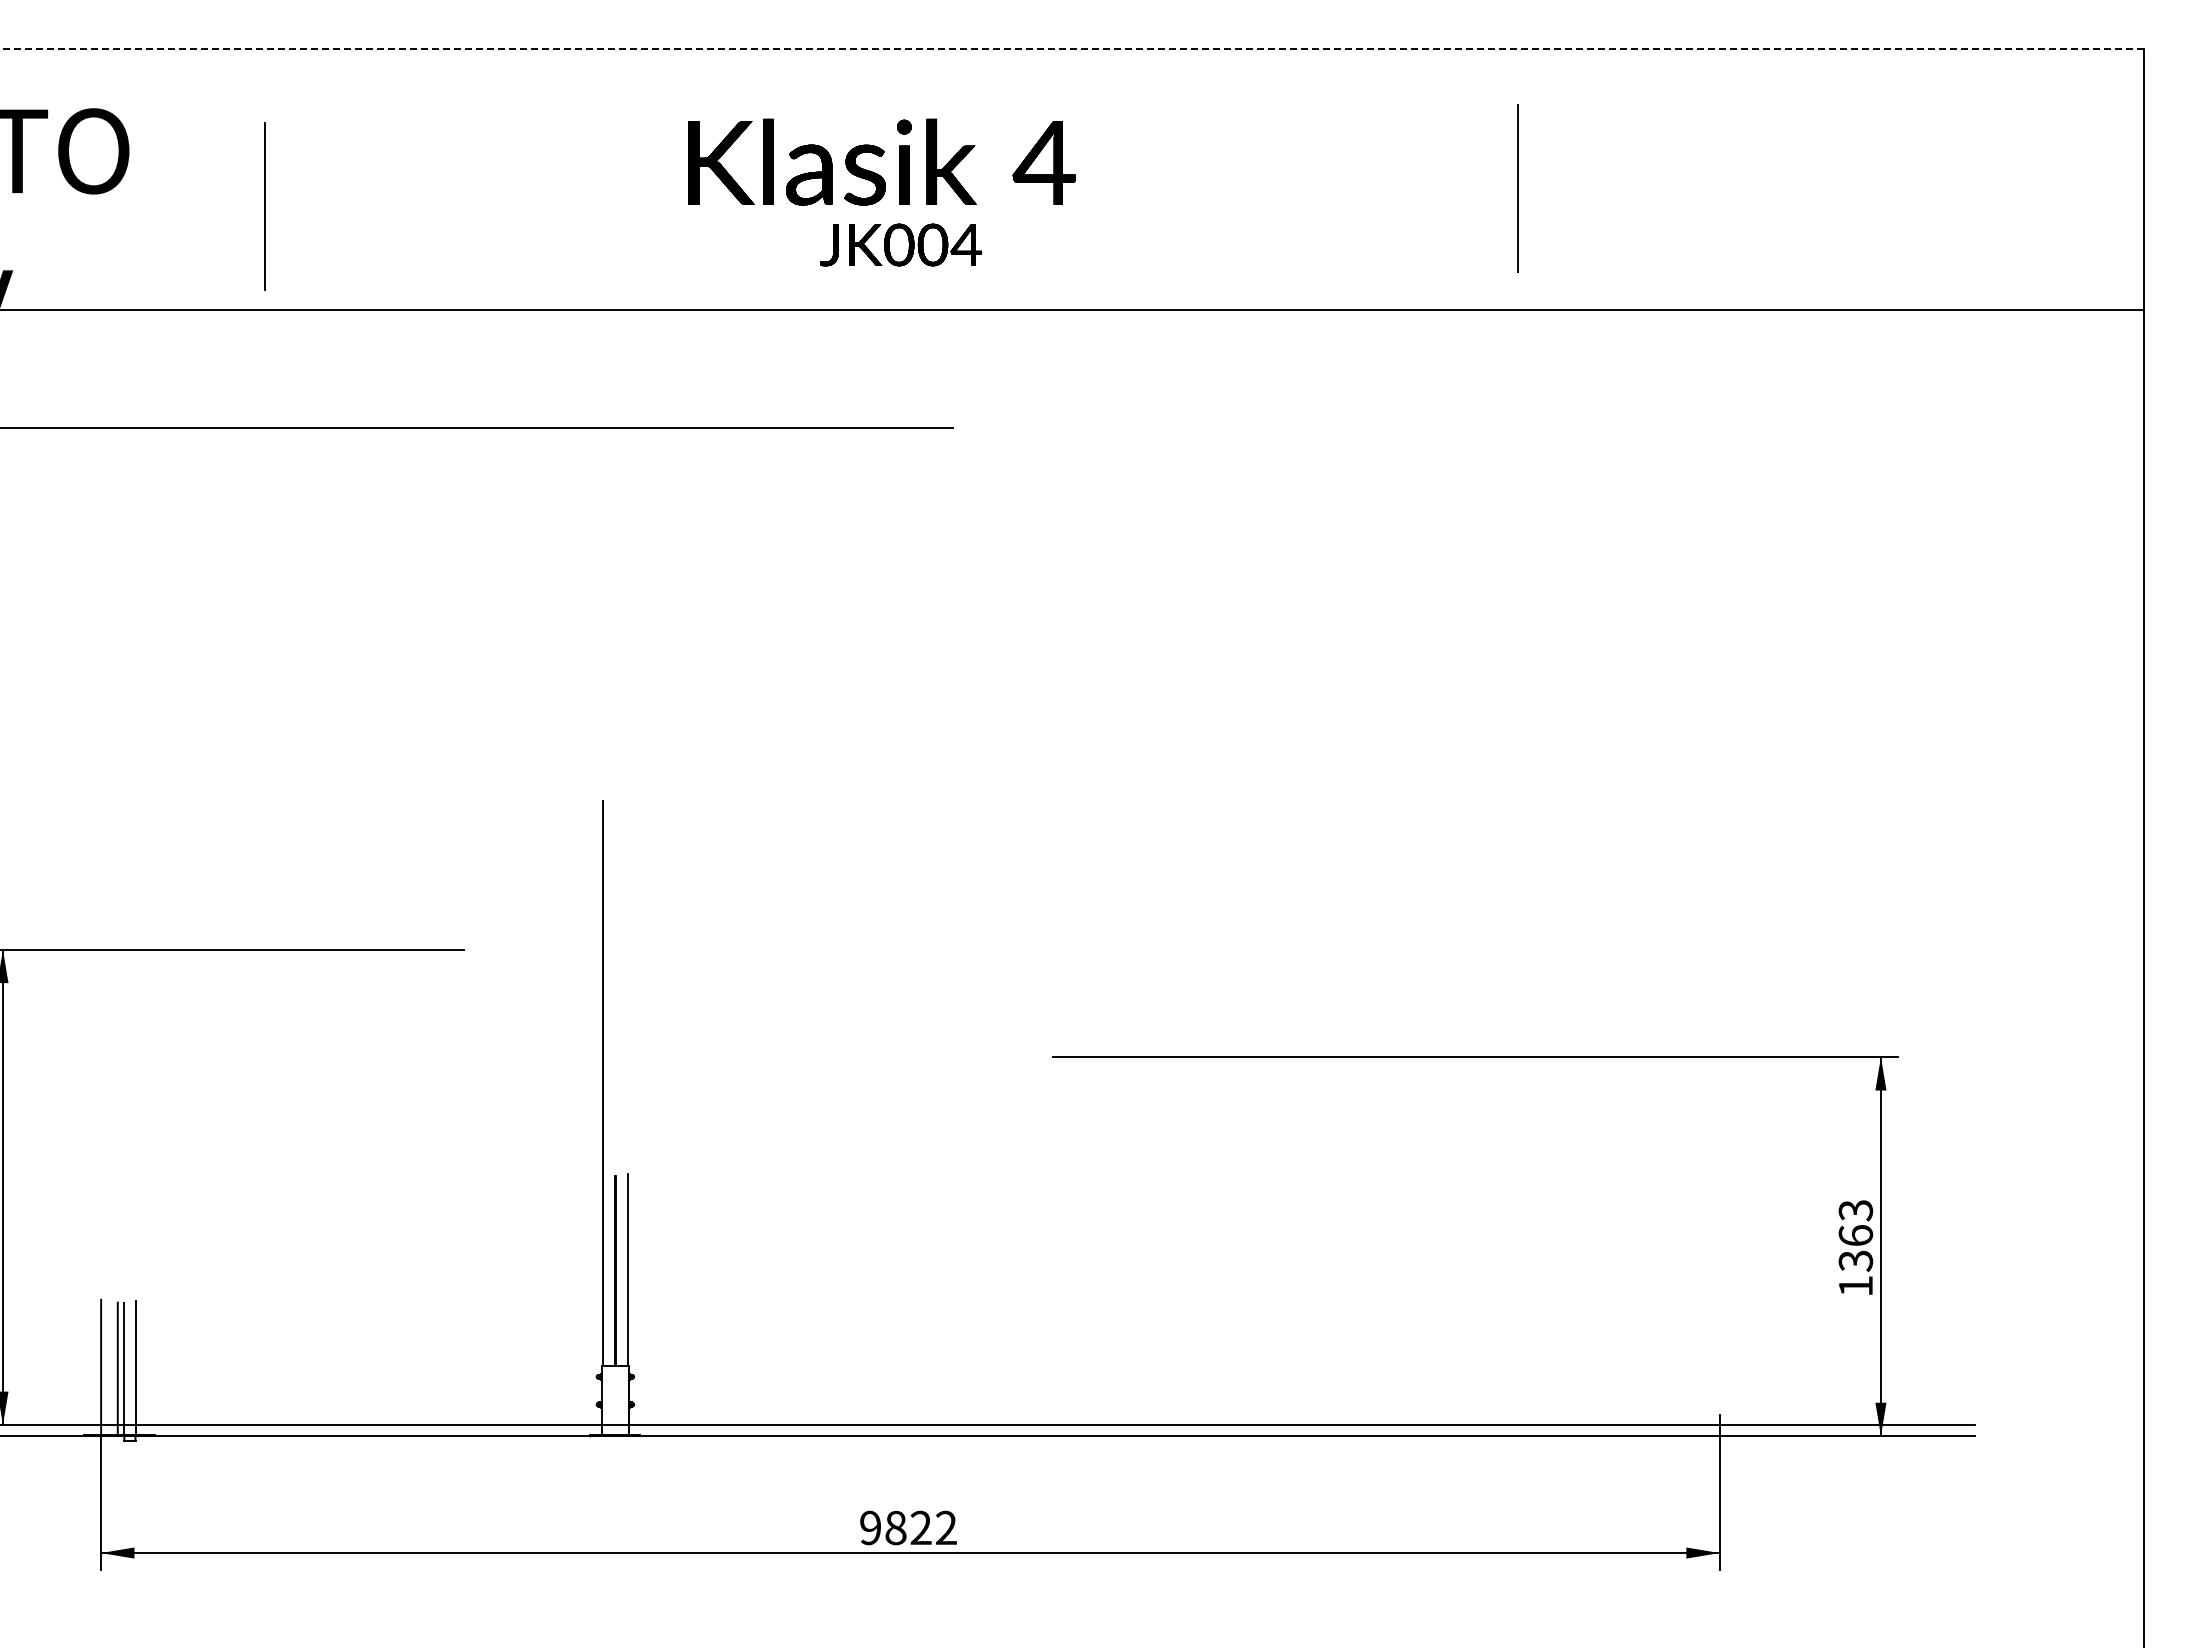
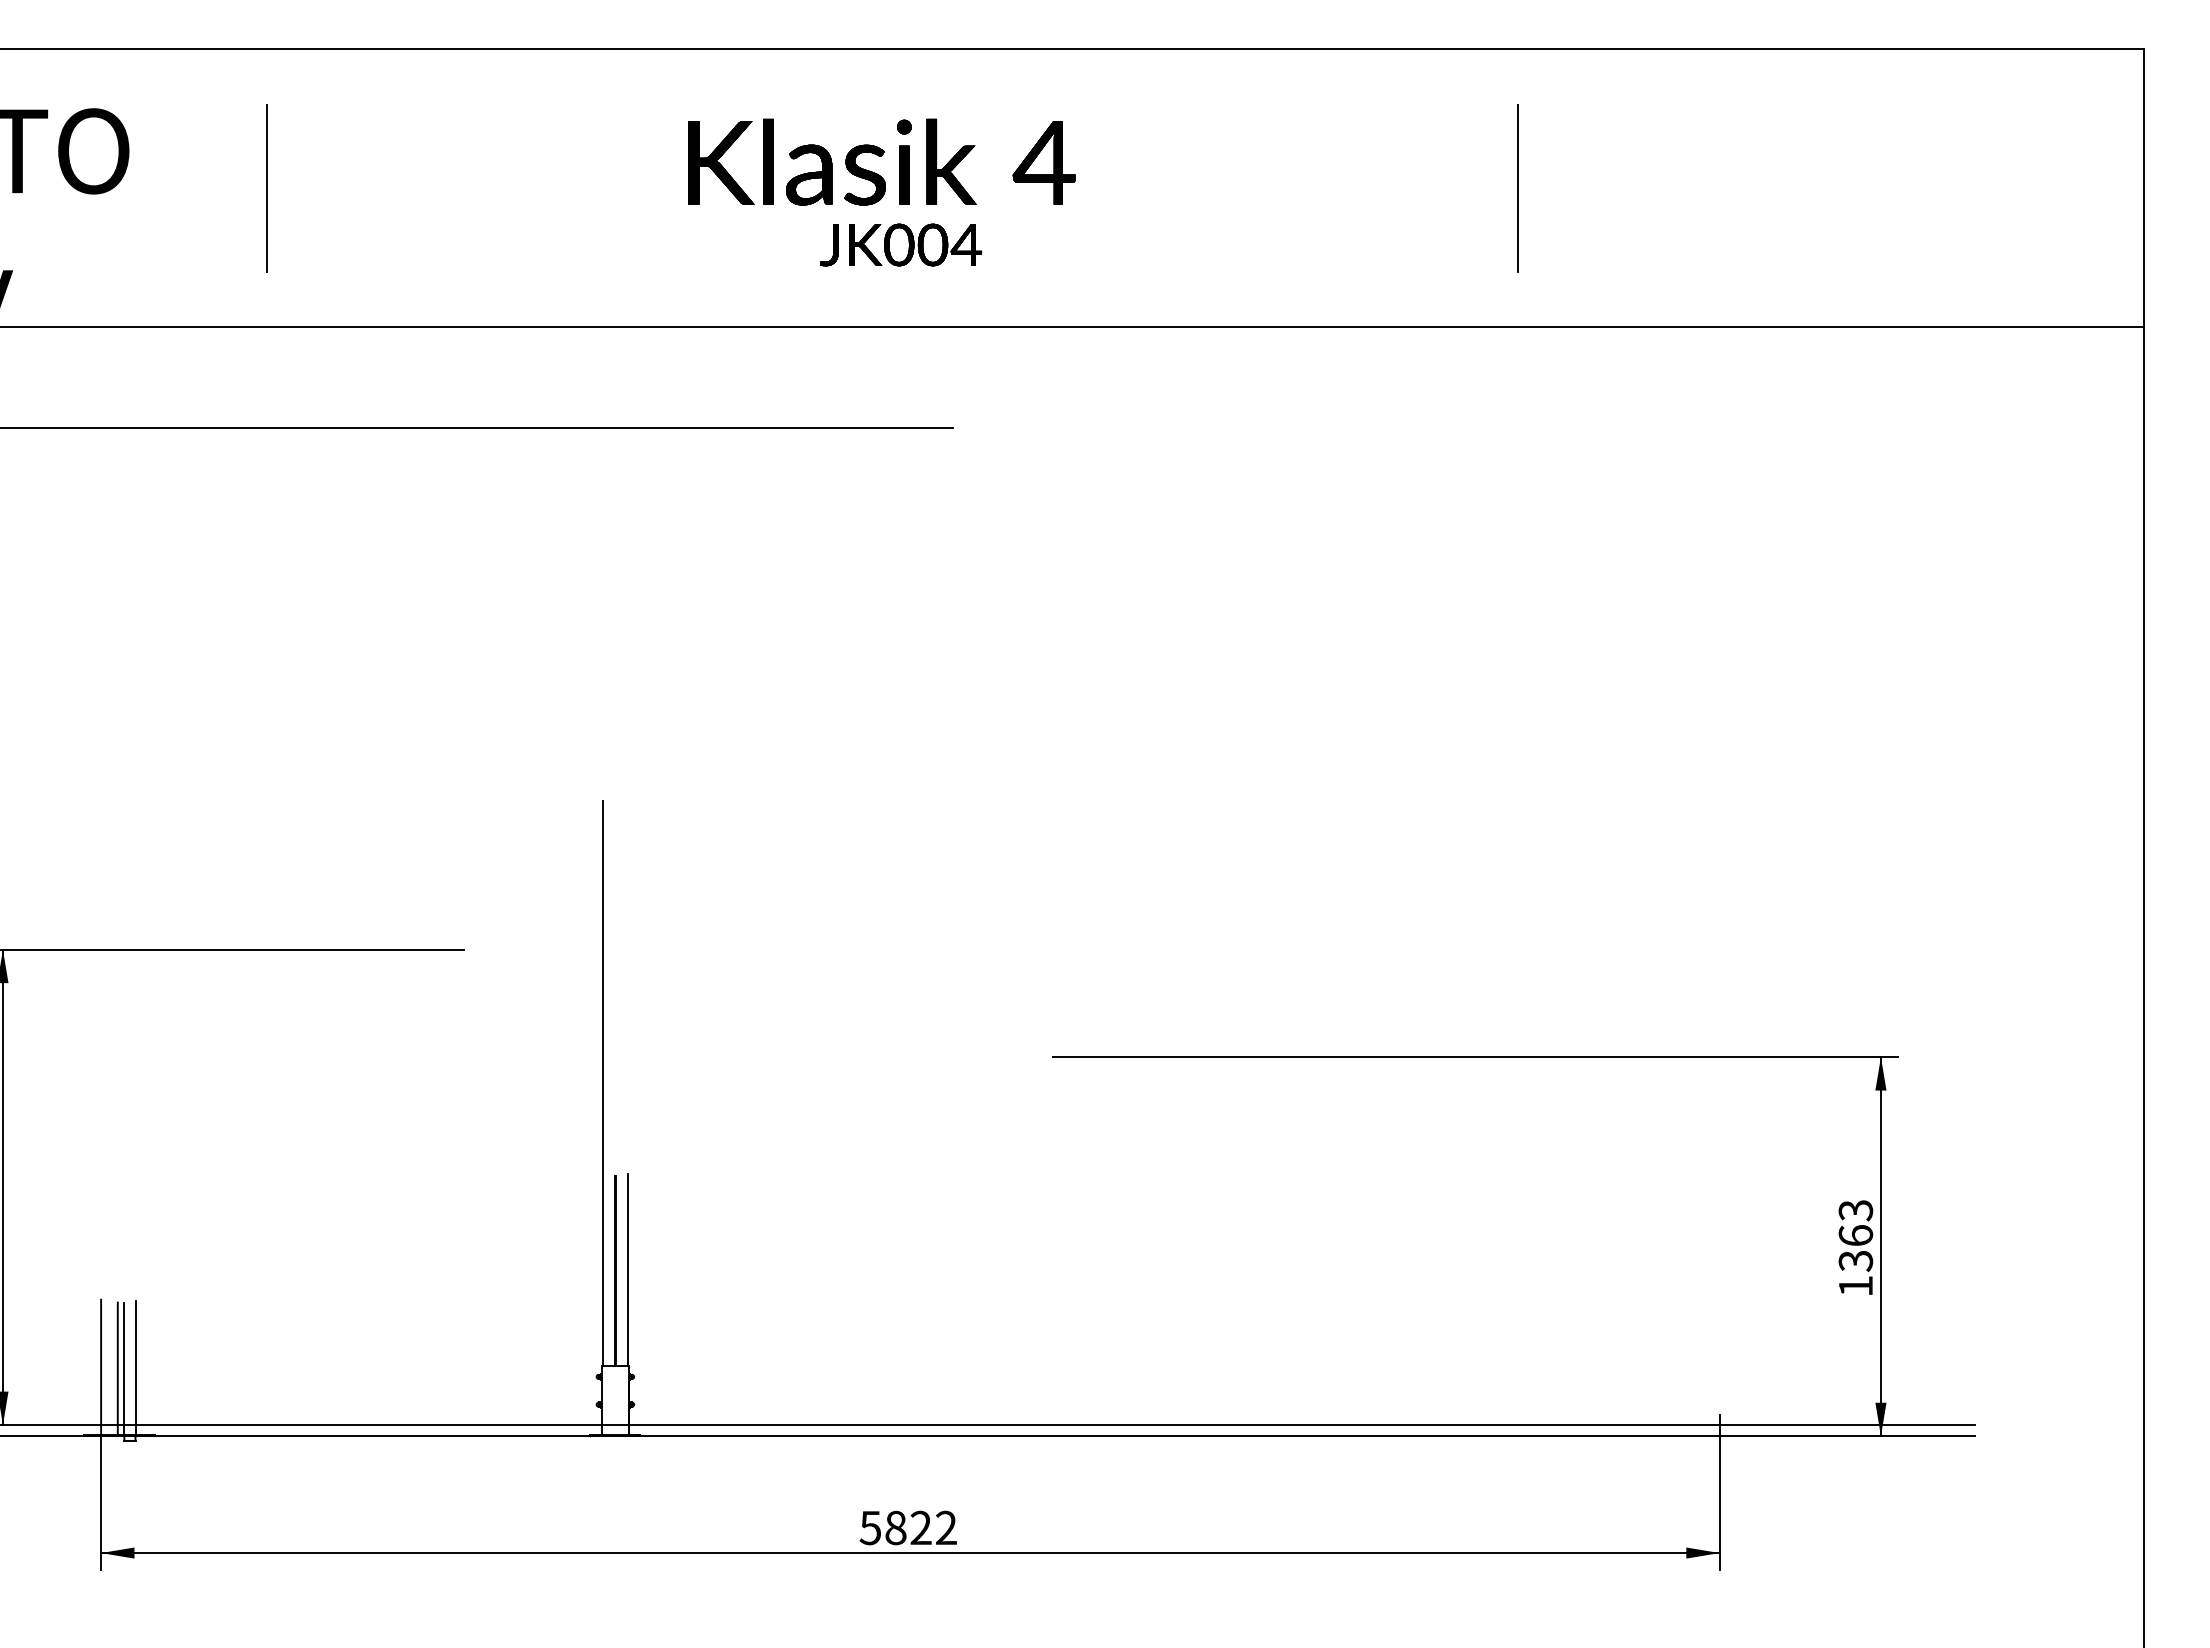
line: dashed -> solid (1072, 49)
line position: (264, 206) -> (266, 188) (266, 188)
line position: (1072, 310) -> (1072, 327) (1072, 327)
text: 9822 -> 5822 (869, 1527)
